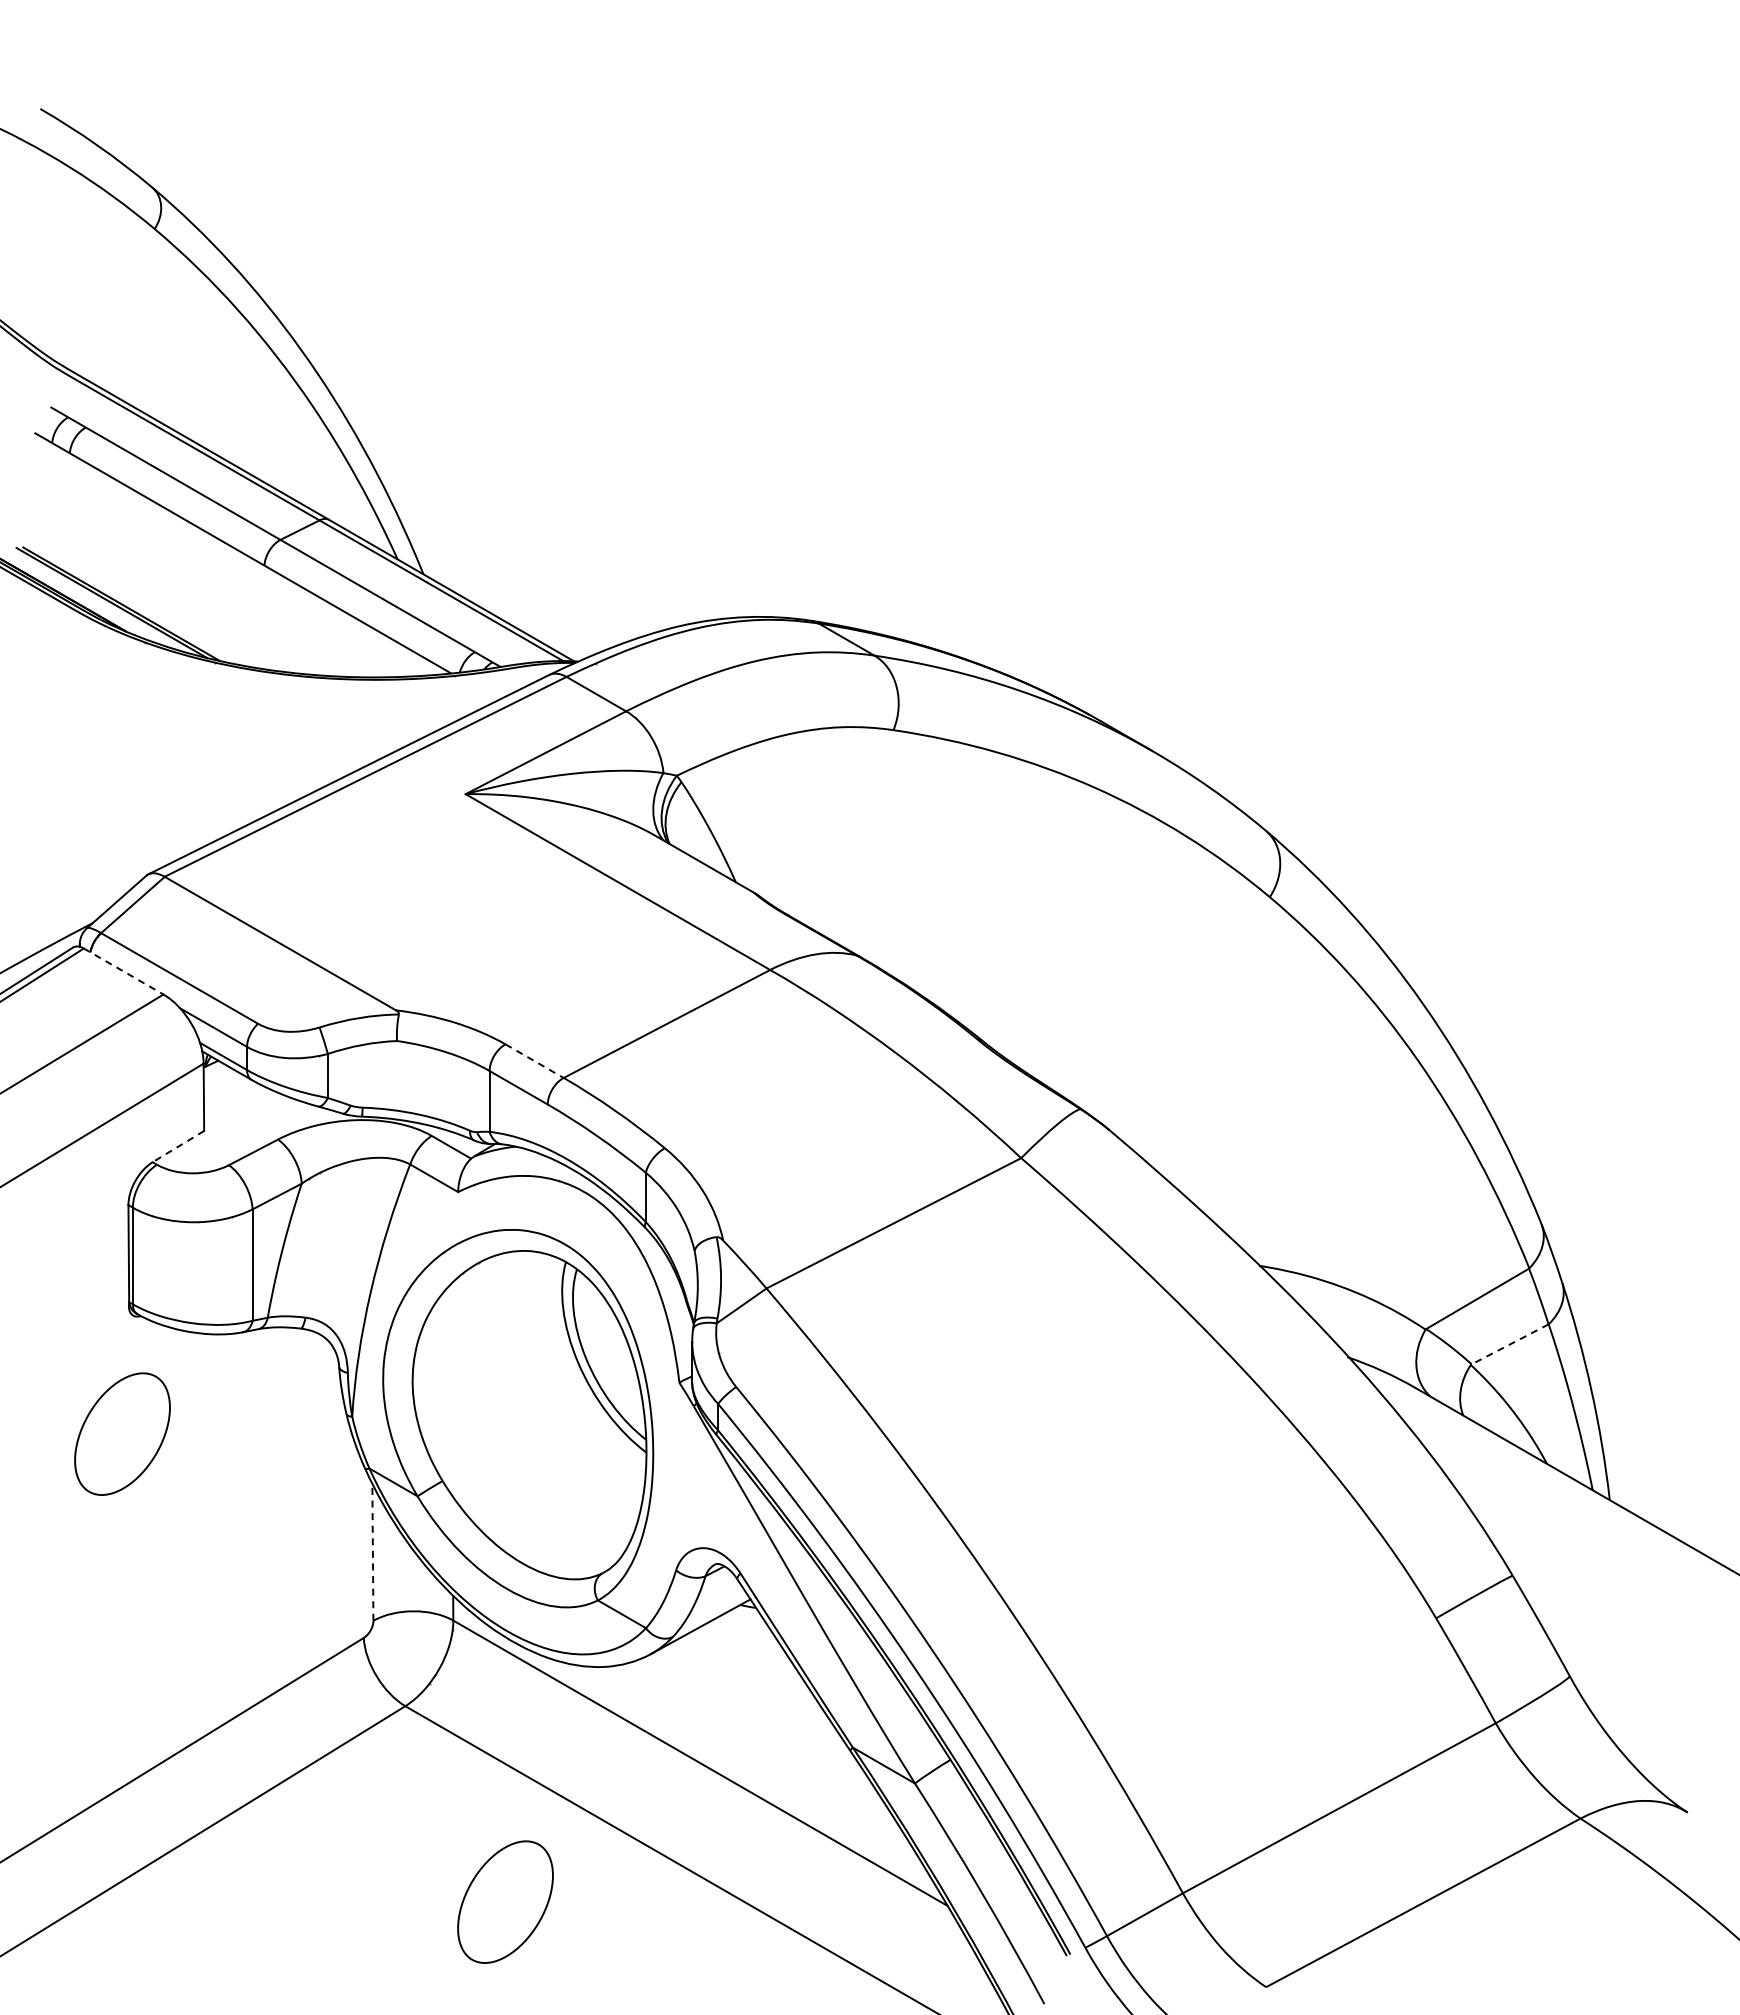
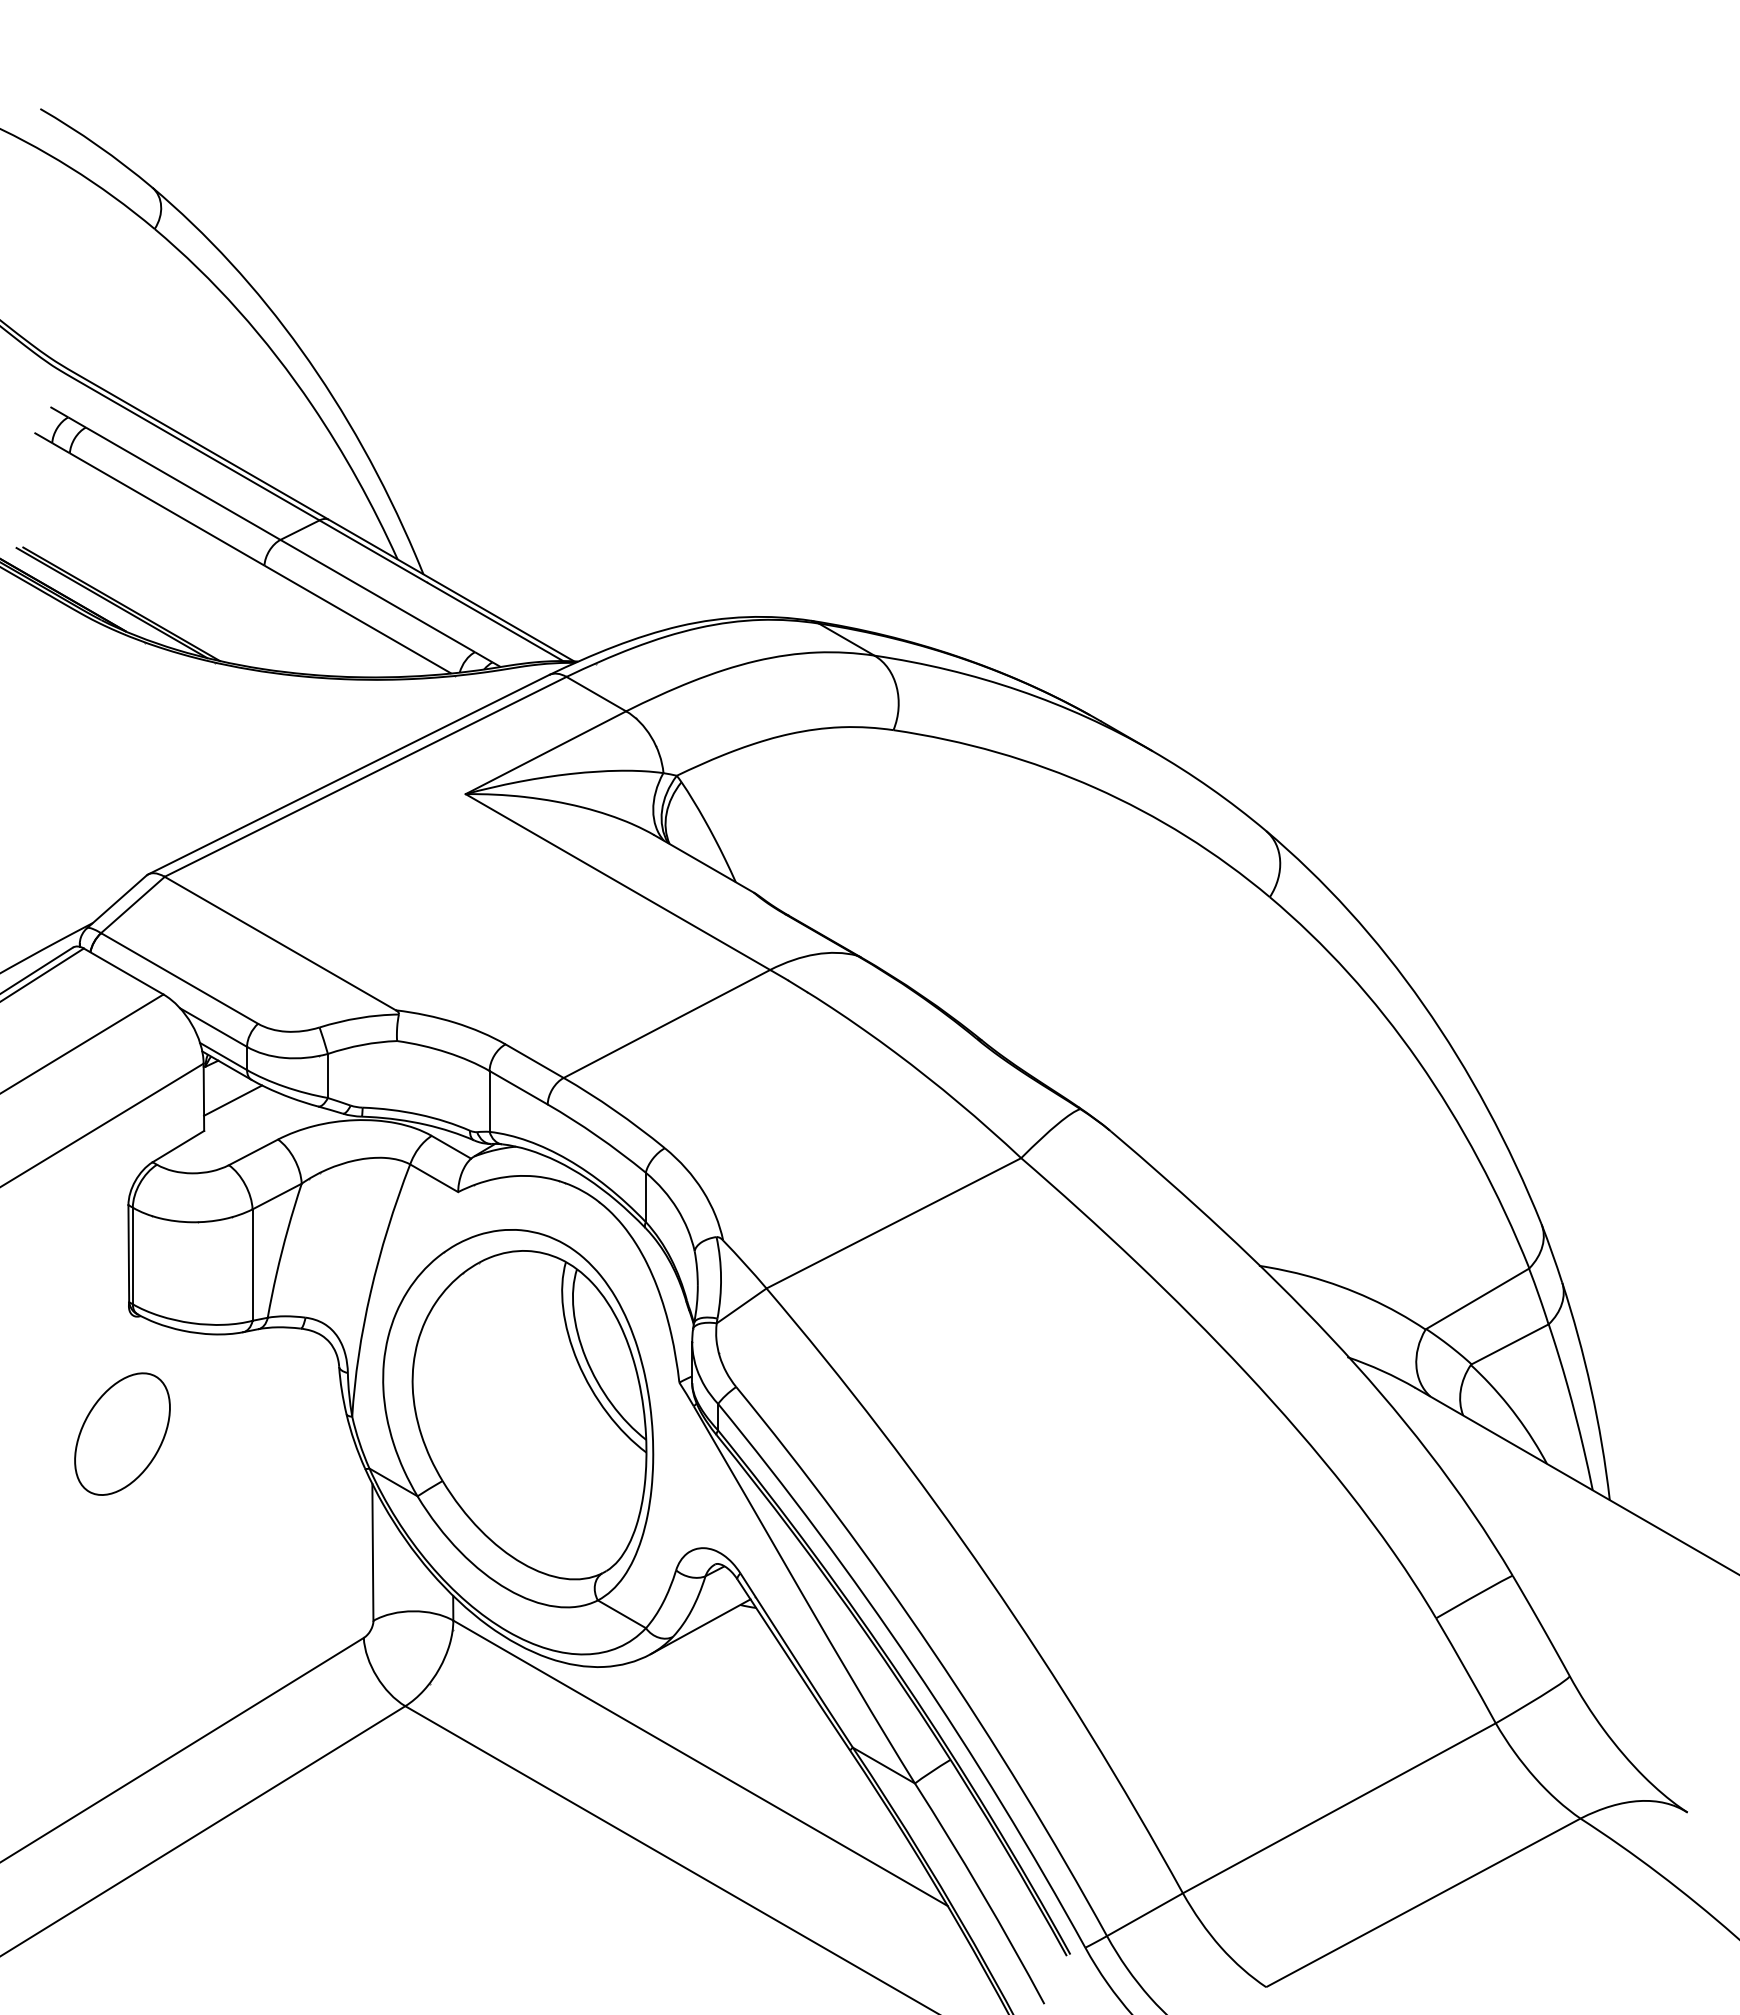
line: dashed -> solid (123, 971)
line: dashed -> solid (534, 1061)
line: none -> present (233, 1100)
line: dashed -> solid (177, 1146)
line: dashed -> solid (1509, 1344)
line: dashed -> solid (372, 1551)
part: present -> none (505, 1901)
